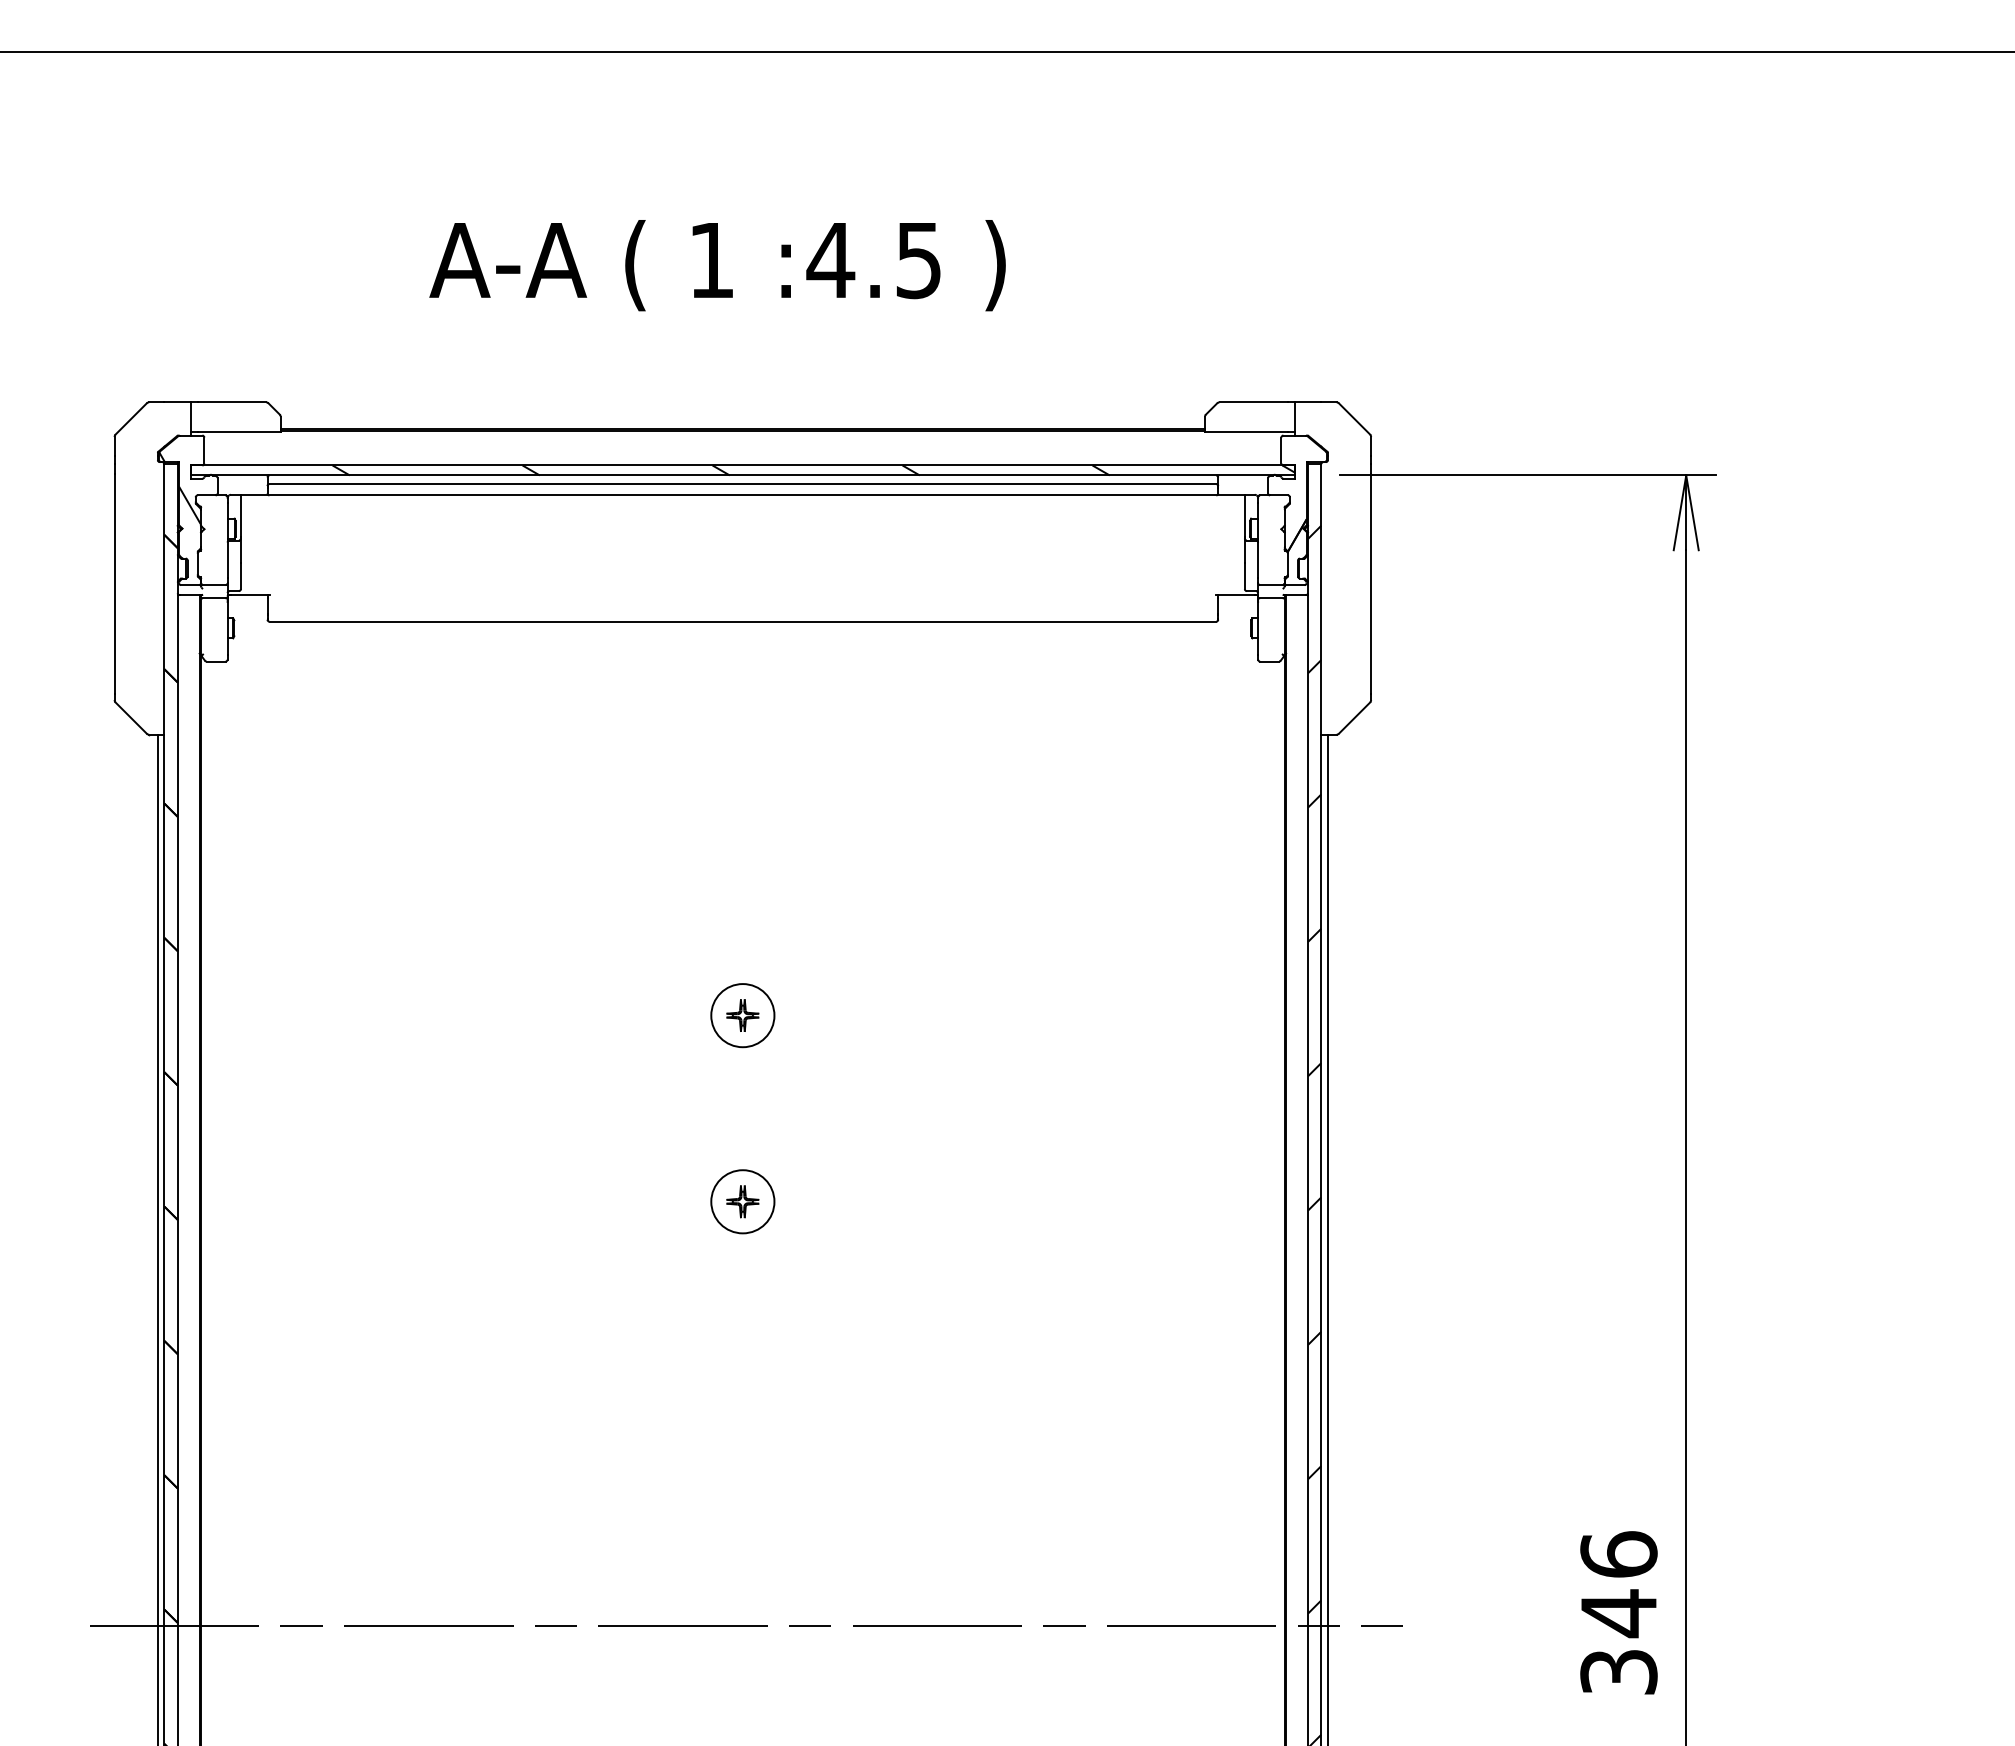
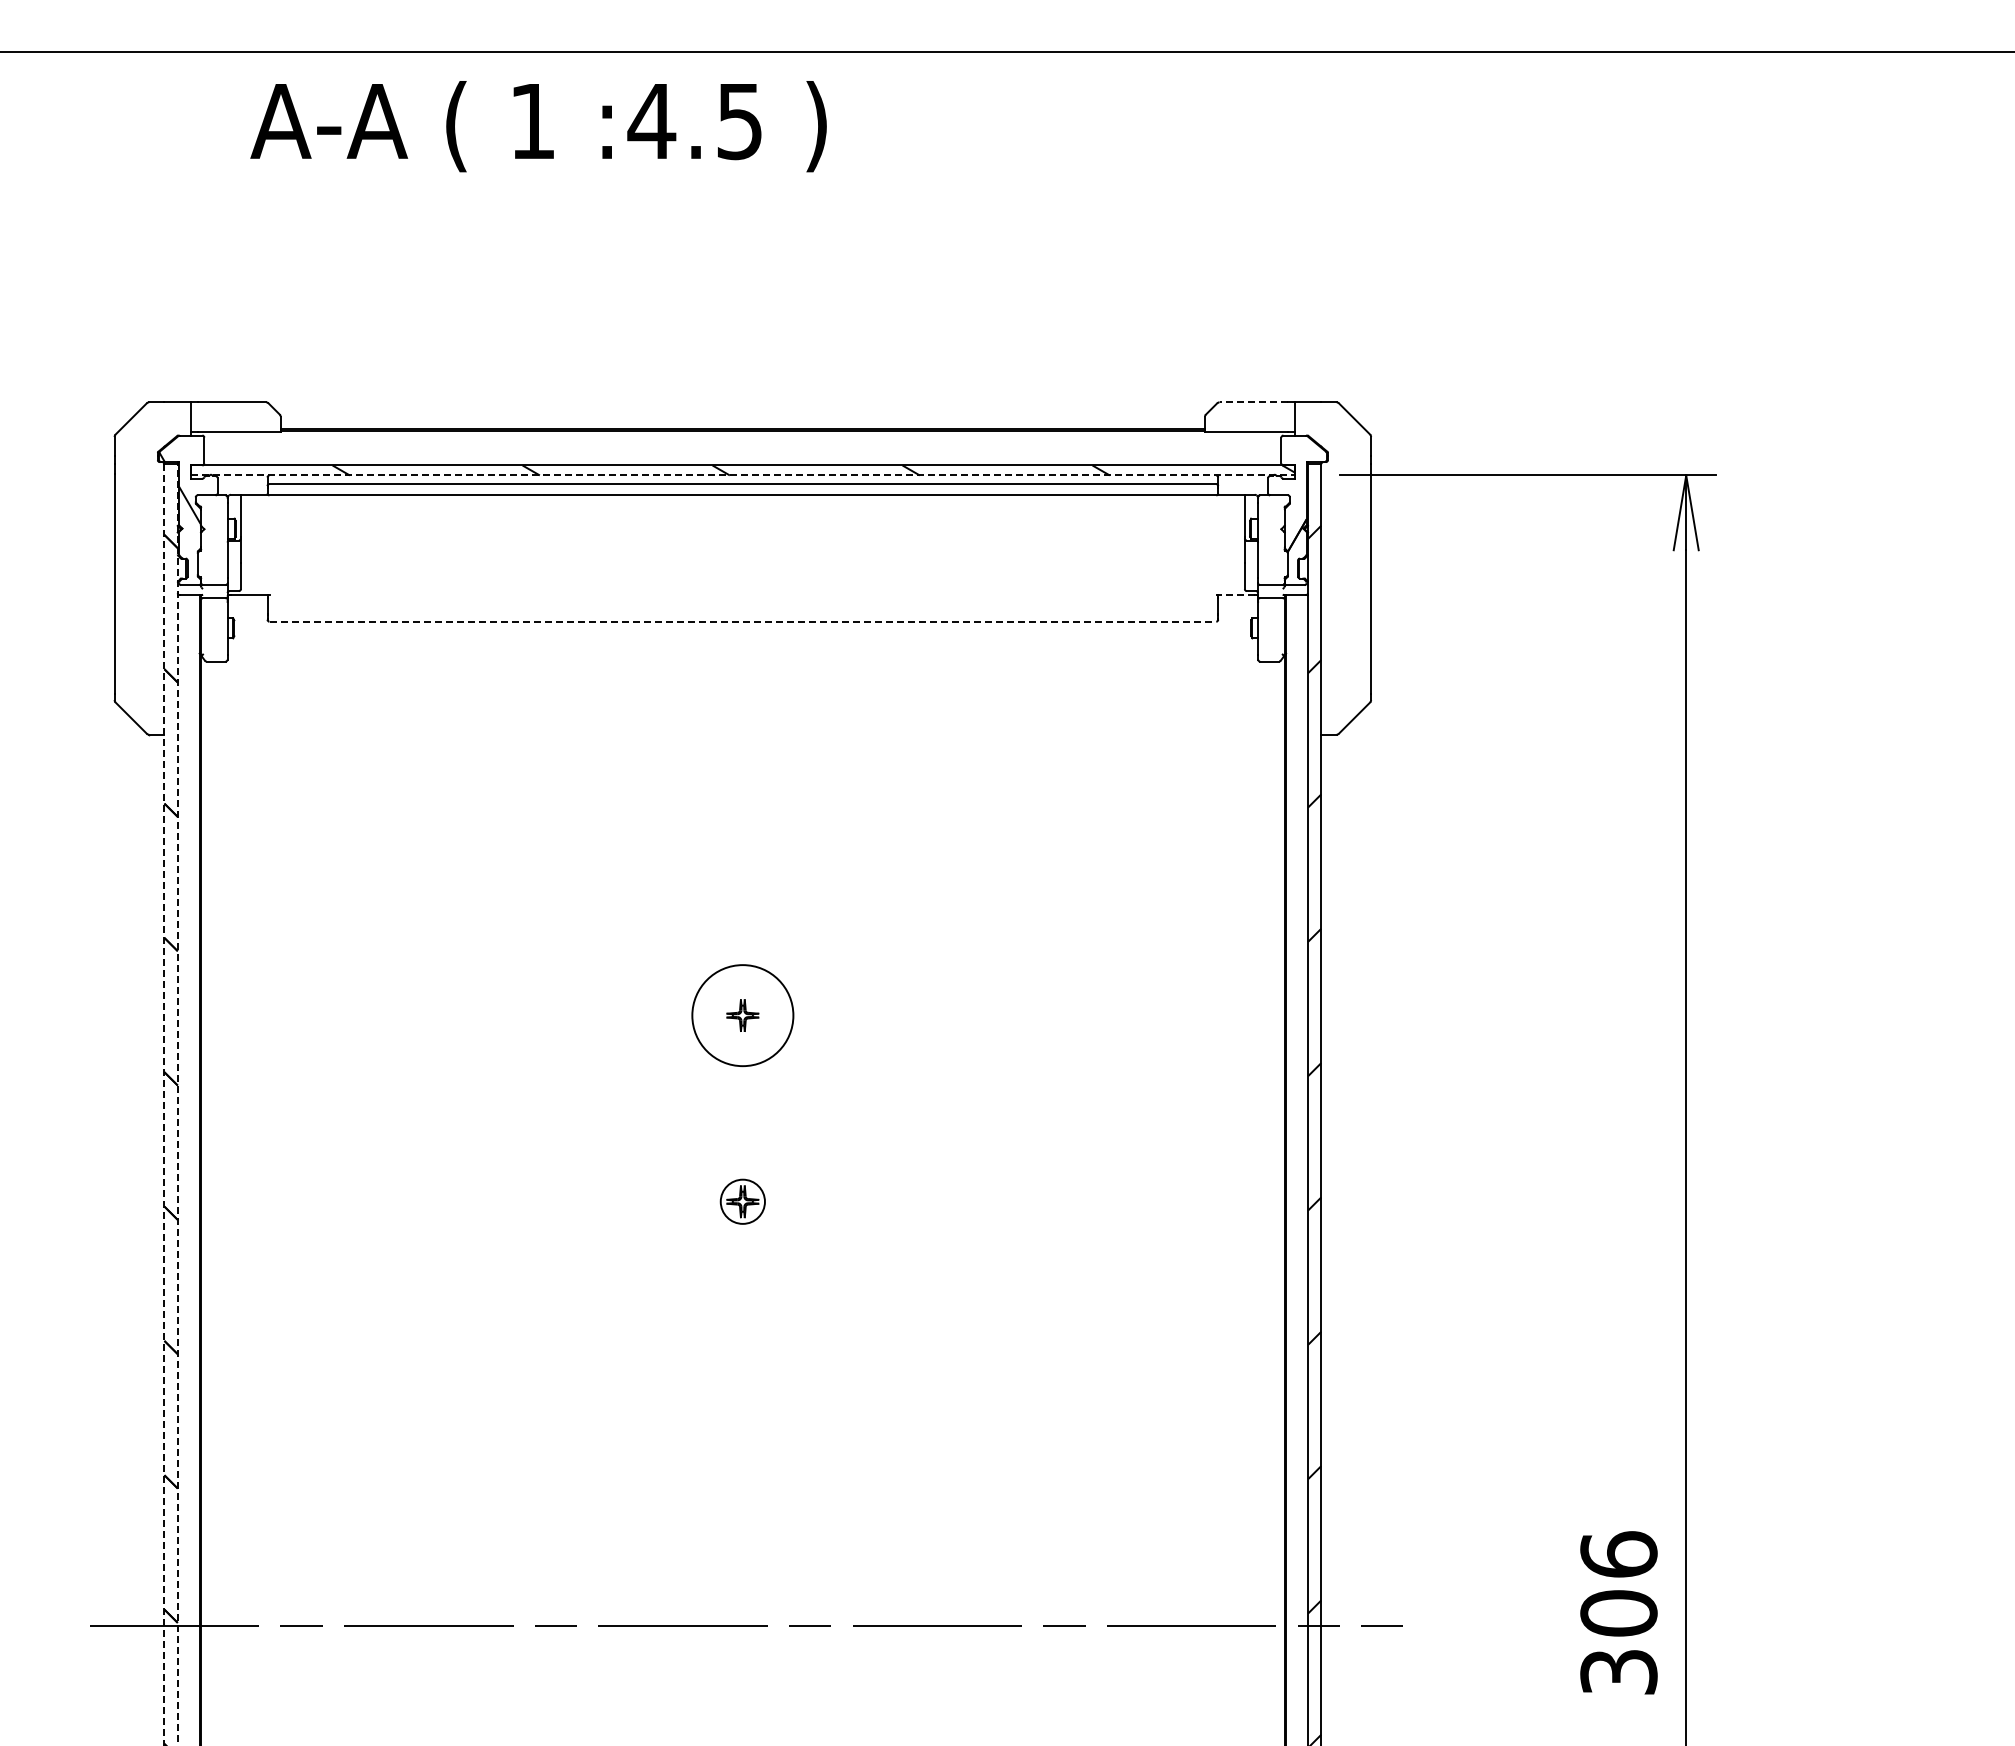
text position: (717, 265) -> (538, 126) (538, 126)
line: solid -> dashed (1253, 402)
line: solid -> dashed (742, 475)
line: solid -> dashed (1235, 595)
line: solid -> dashed (743, 621)
circle diameter: 63 px -> 101 px (742, 1015)
line: solid -> dashed (177, 1104)
line: solid -> dashed (164, 1105)
circle diameter: 63 px -> 44 px (742, 1201)
line: present -> none (157, 1238)
line: present -> none (1327, 1238)
text: 346 -> 306 (1618, 1613)
